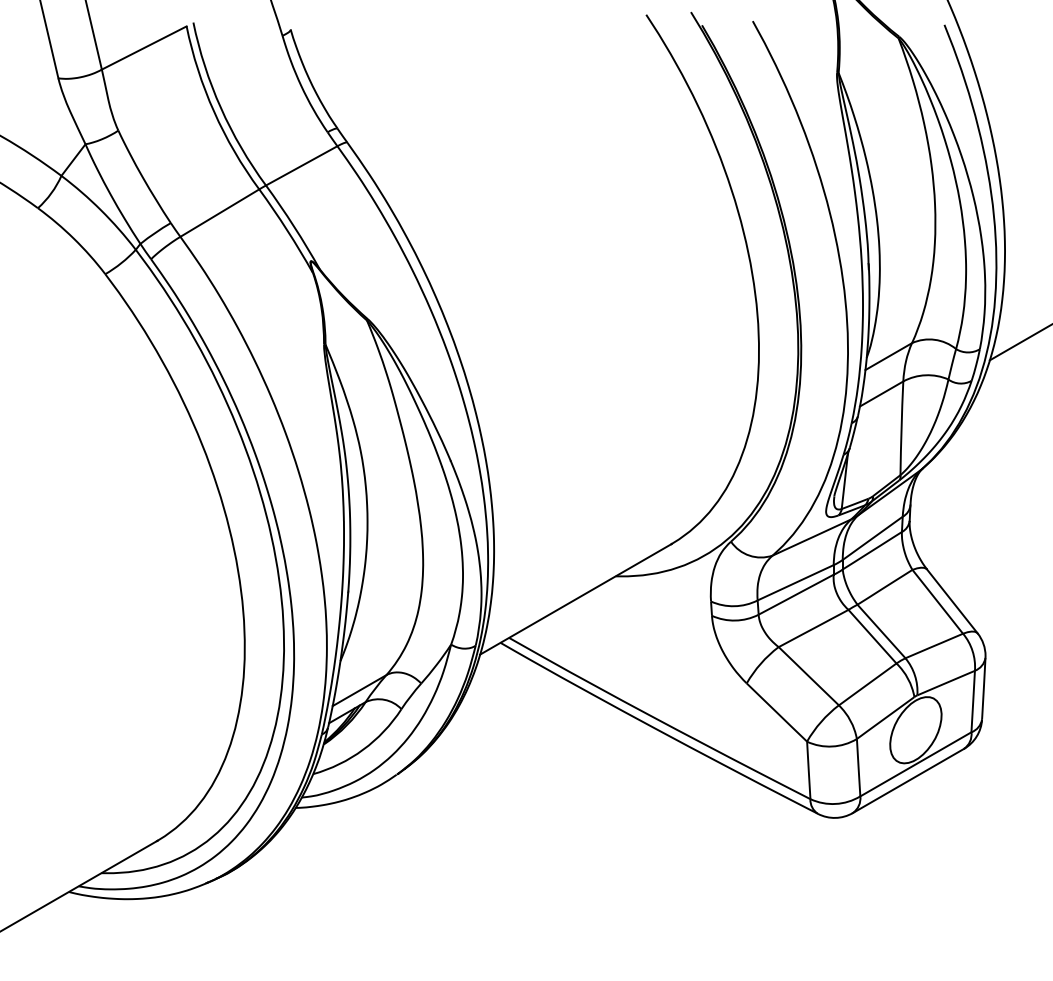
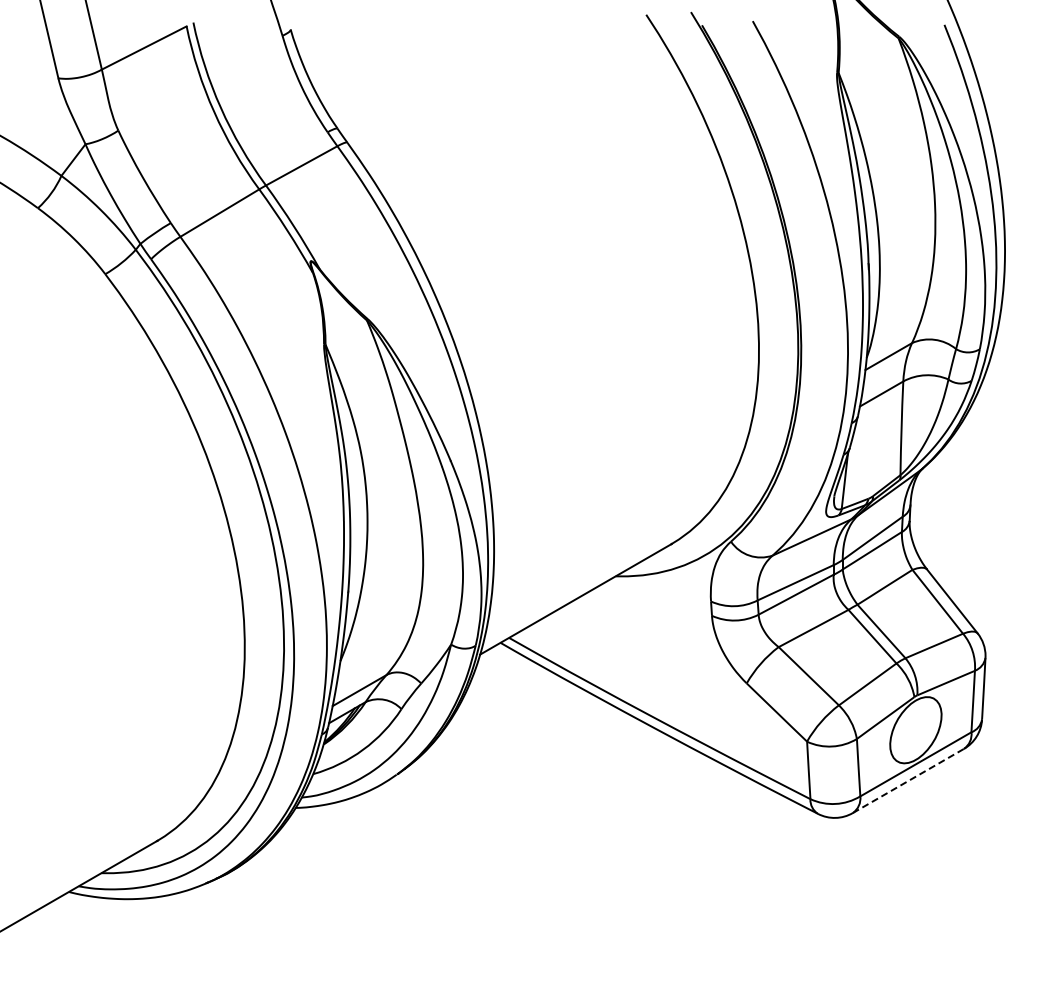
line: present -> none (1019, 342)
line: solid -> dashed (908, 780)
